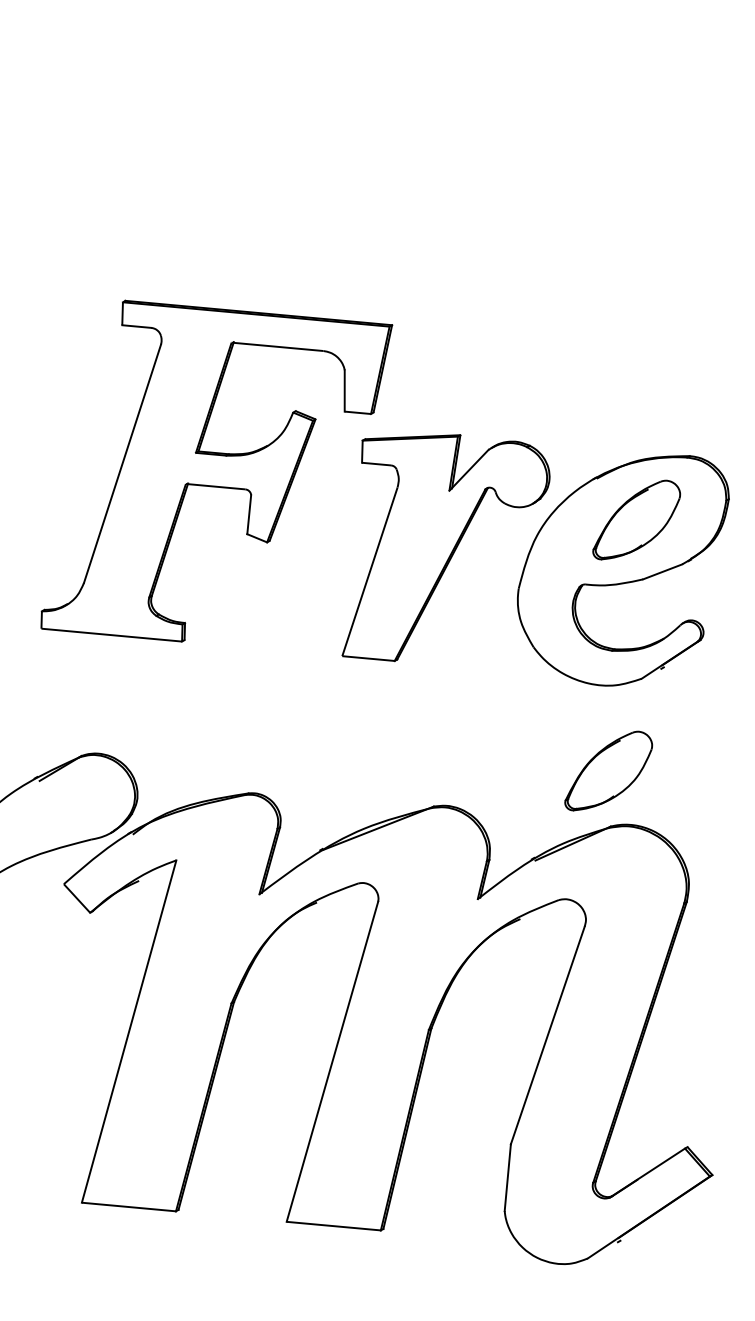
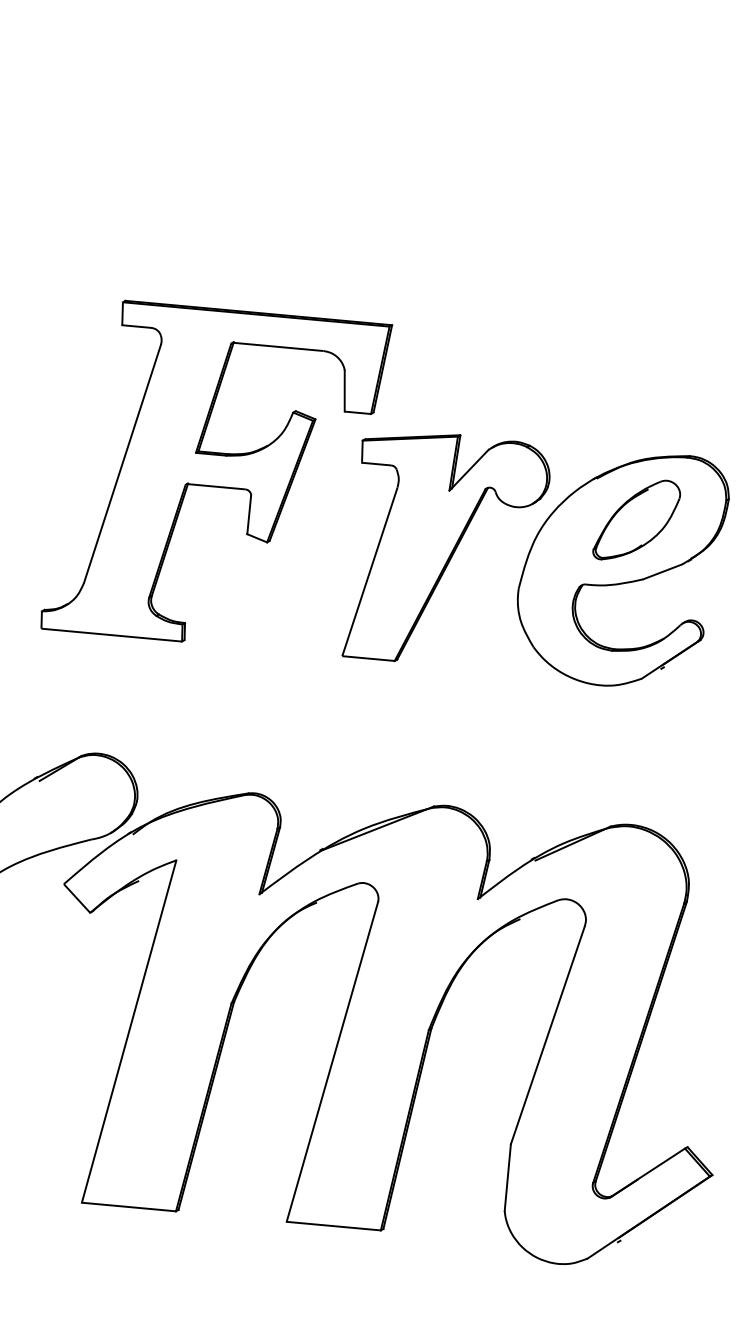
part: present -> none (608, 770)
